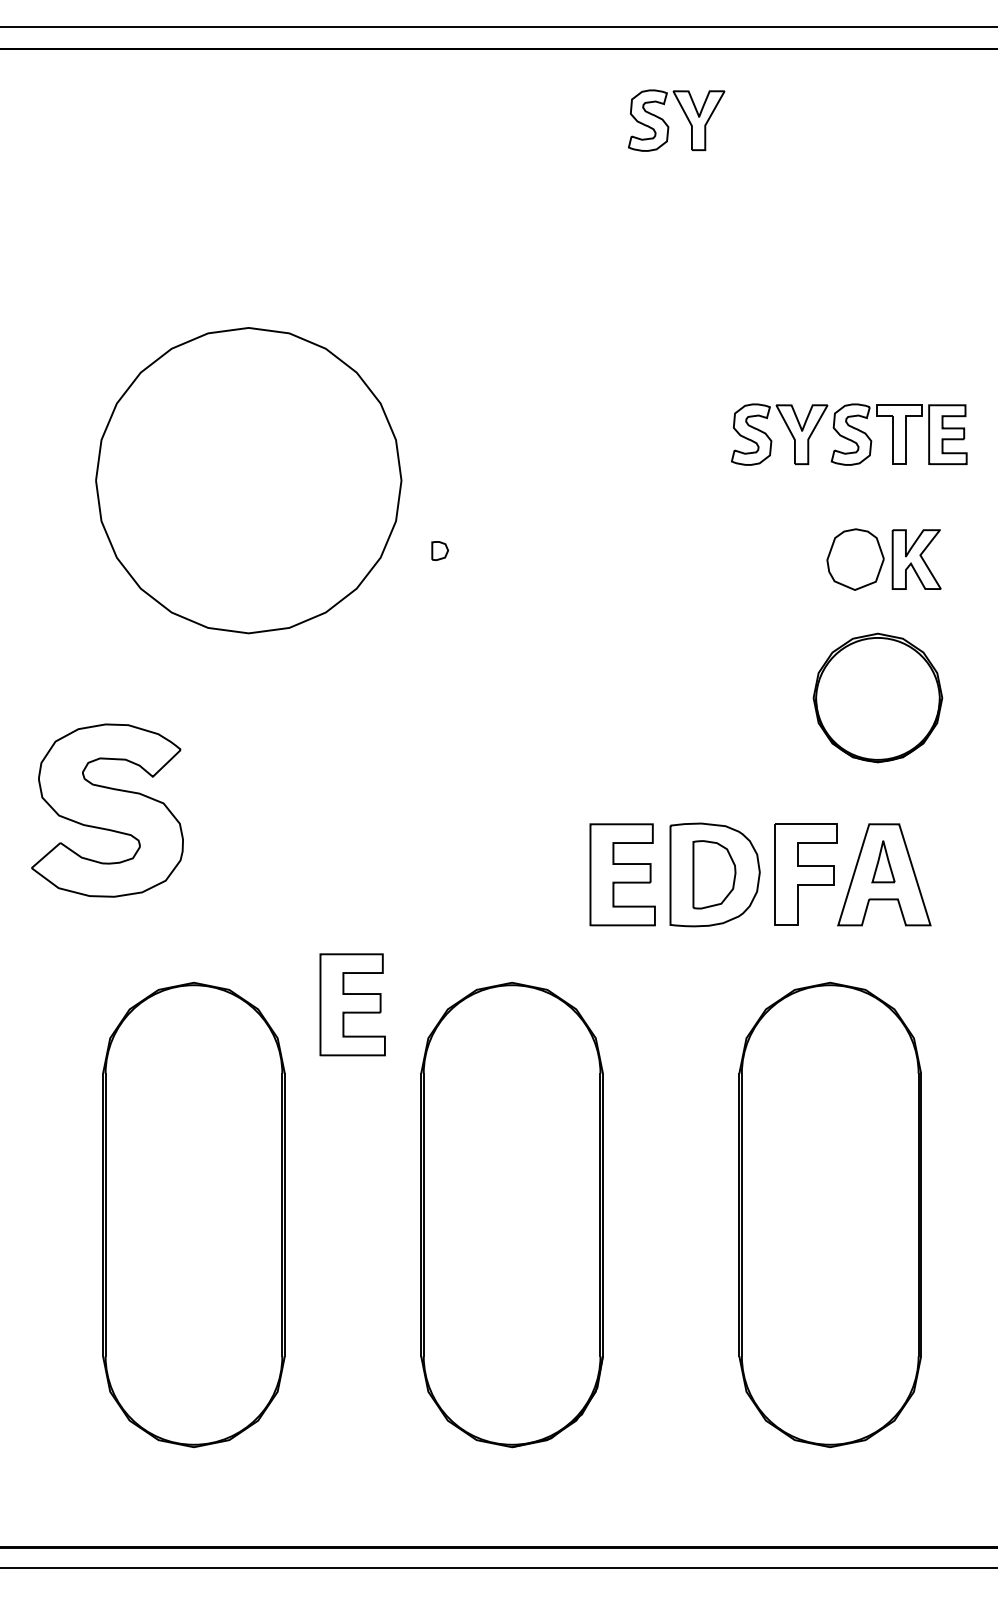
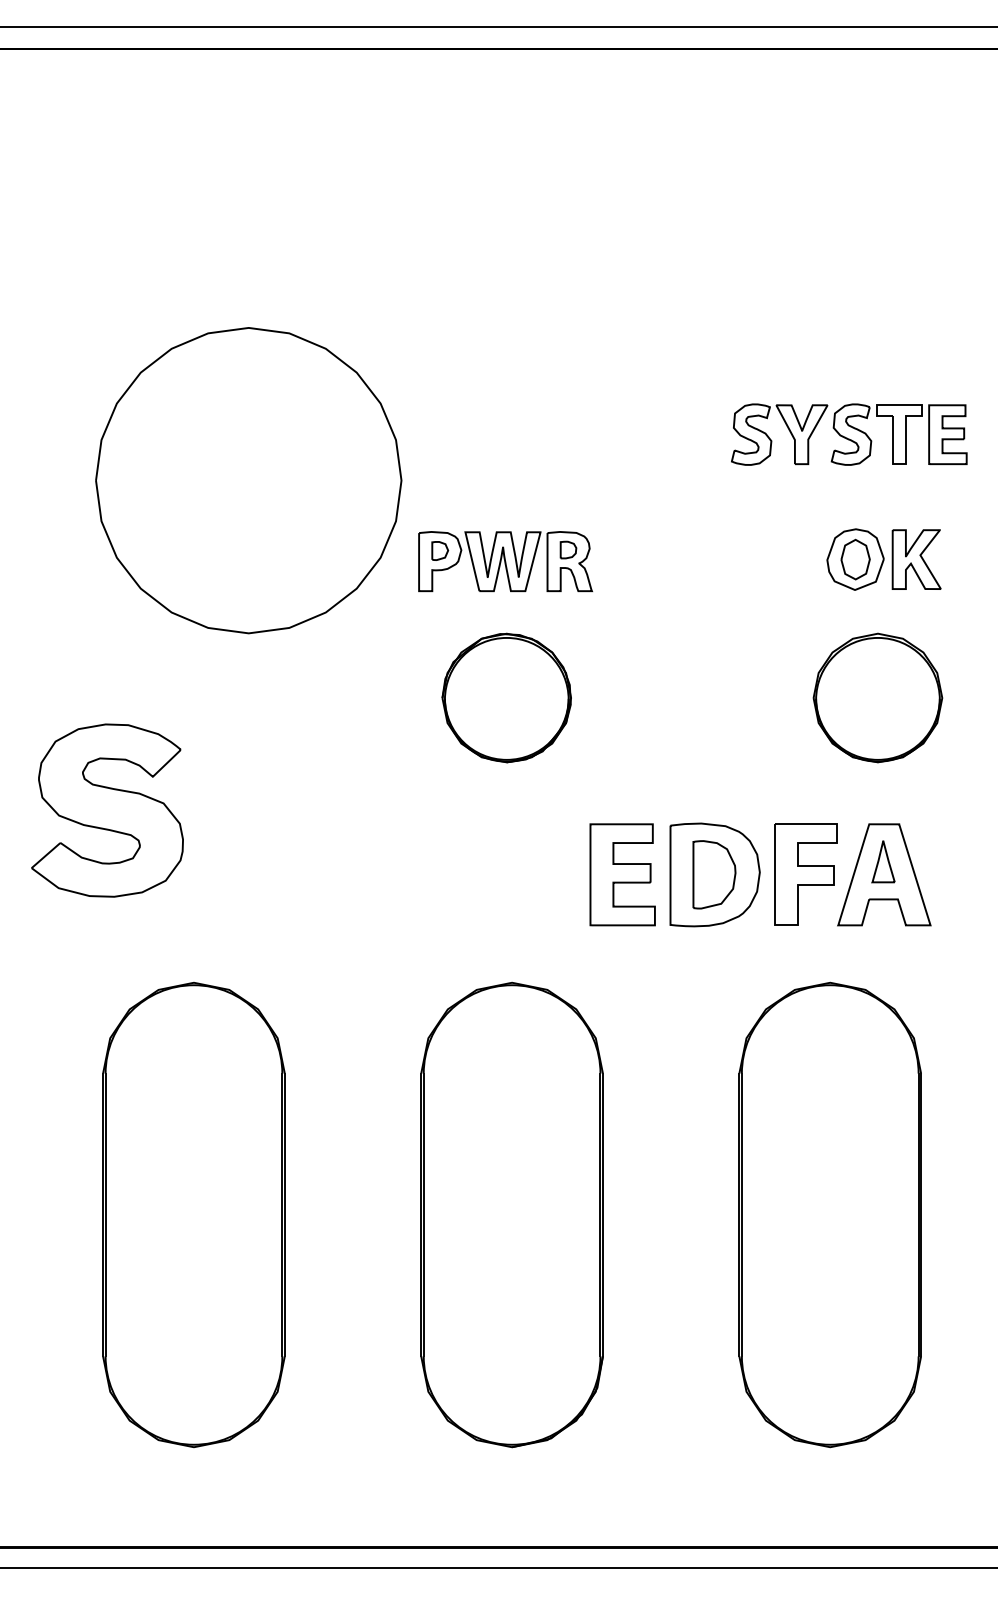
part: present -> none (669, 126)
part: none -> present (855, 559)
part: none -> present (505, 561)
part: none -> present (506, 697)
part: present -> none (352, 1004)
